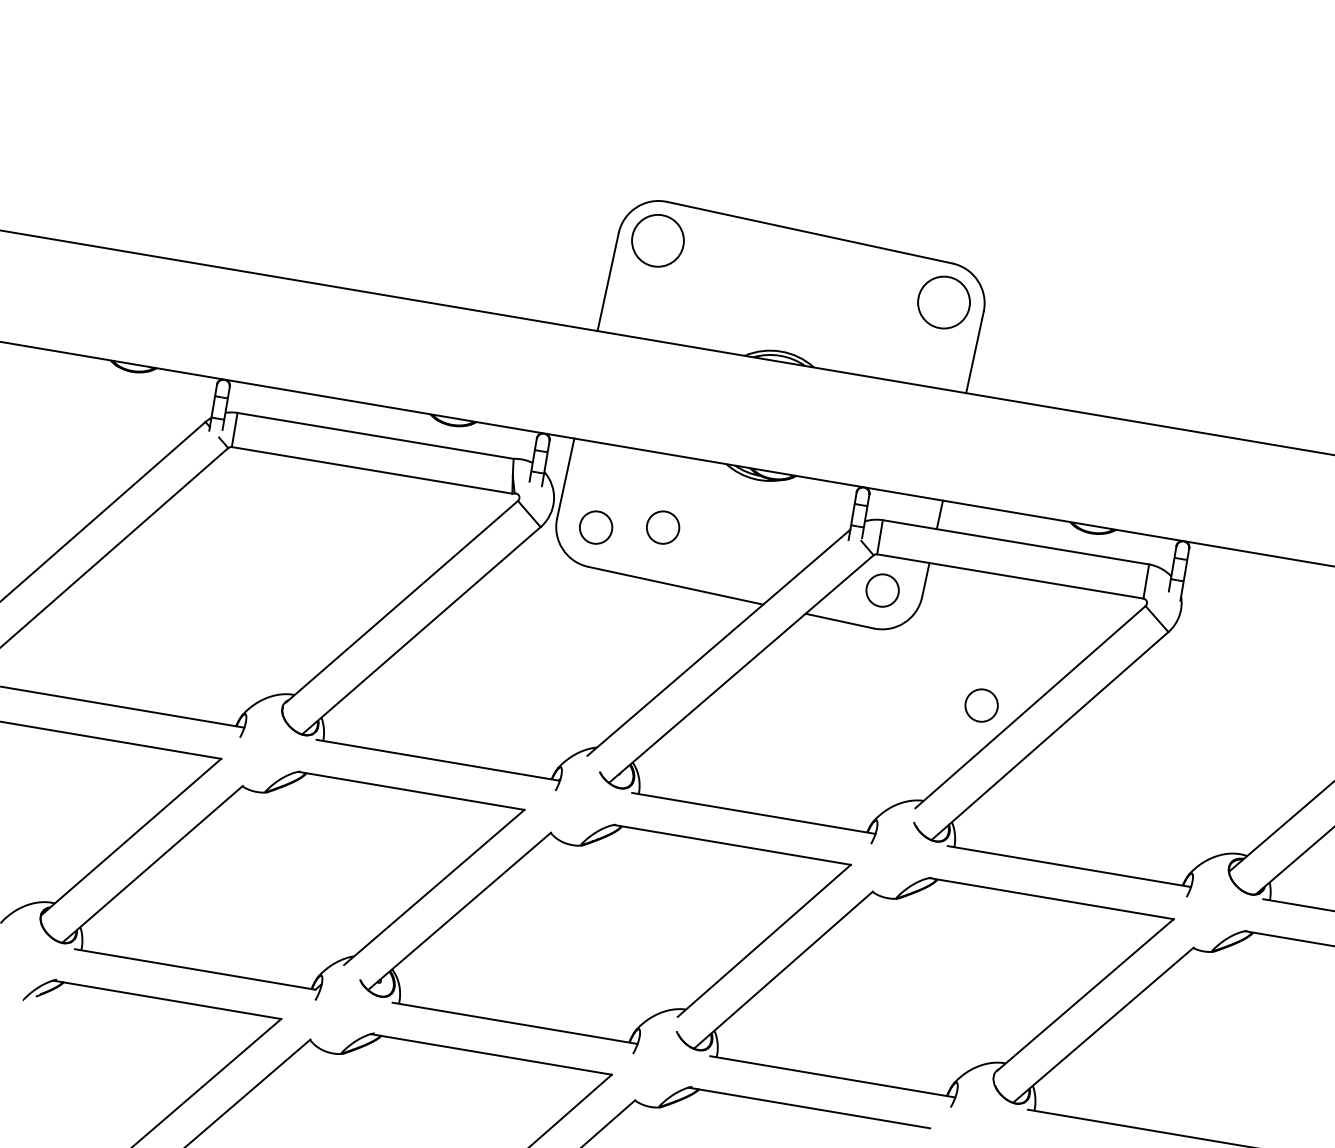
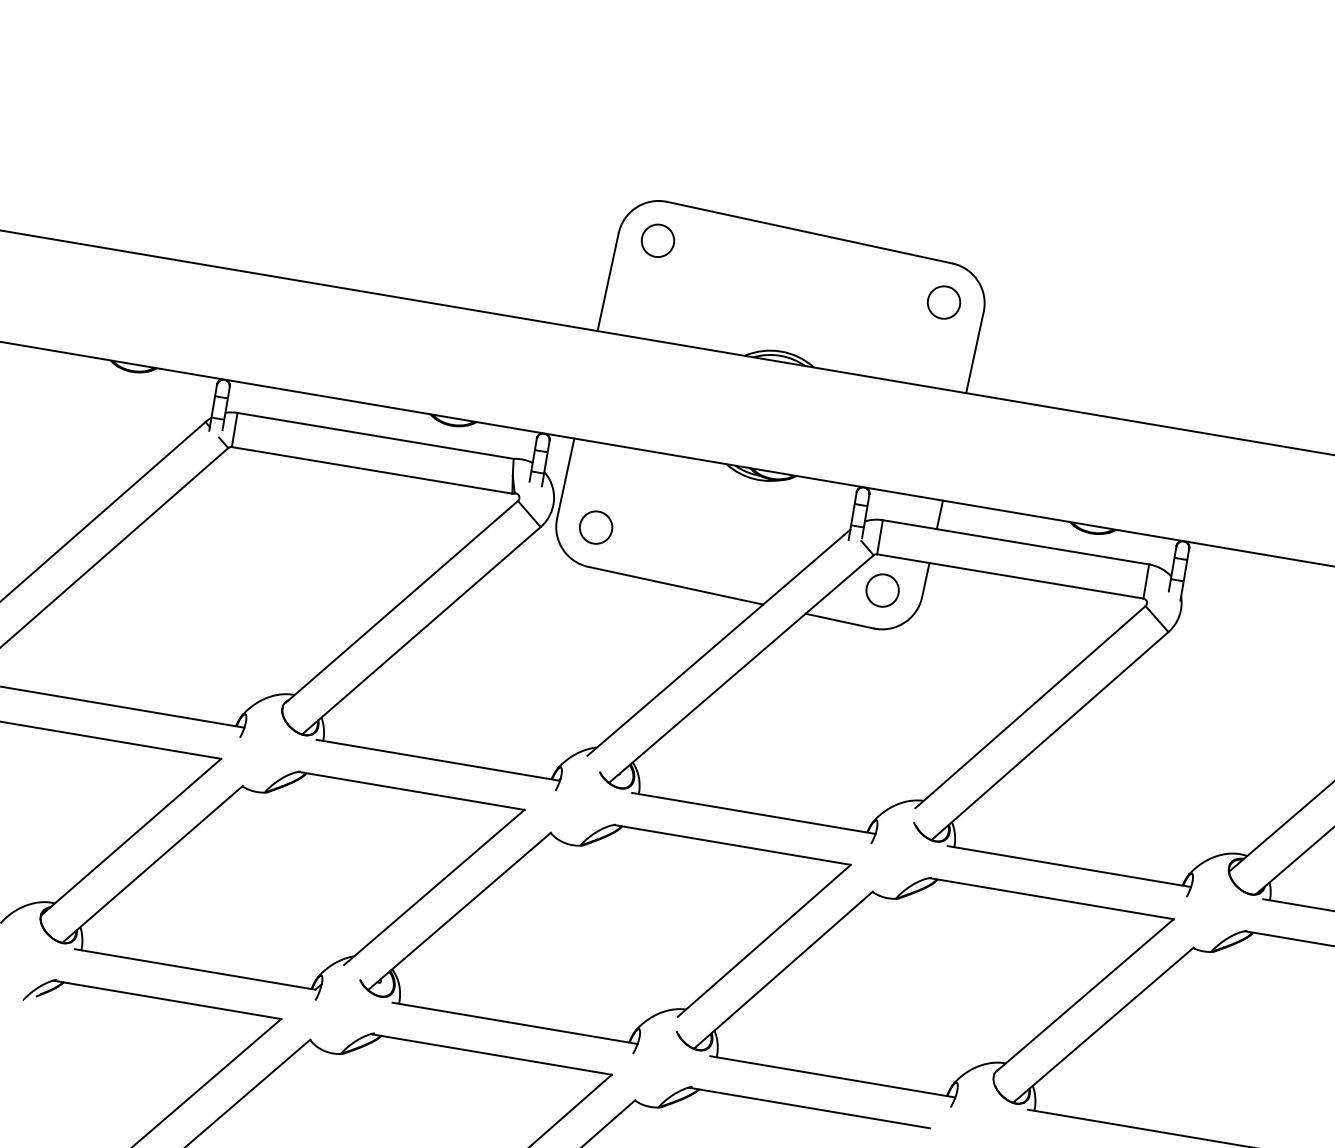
circle diameter: 52 px -> 32 px (657, 240)
circle diameter: 52 px -> 32 px (943, 302)
circle: present -> none (663, 527)
circle: present -> none (981, 705)
